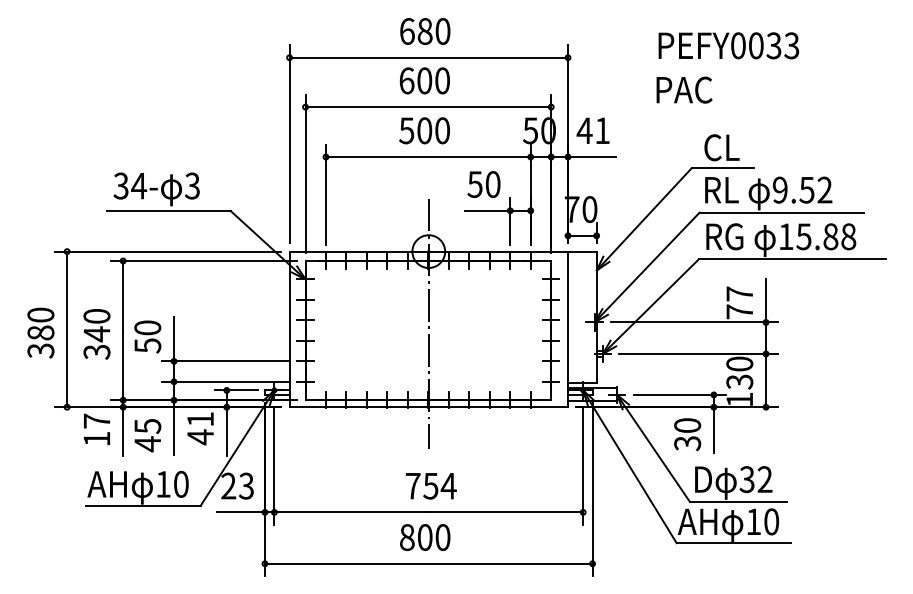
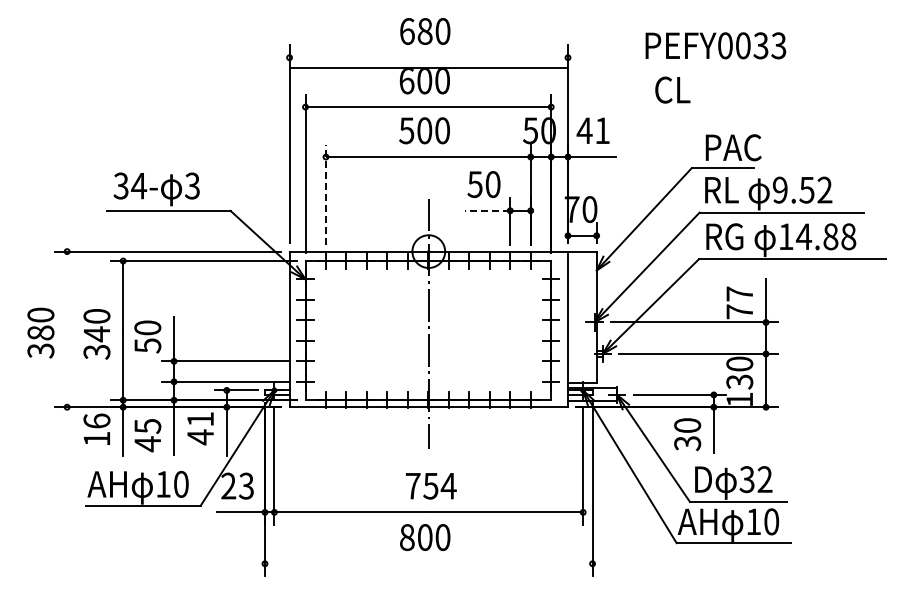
text position: (728, 45) -> (715, 45) (715, 45)
line position: (428, 57) -> (428, 67) (428, 67)
text: PAC -> CL (683, 89)
text: CL -> PAC (732, 147)
line: solid -> dashed (326, 194)
line: solid -> dashed (487, 210)
text: 15.88 -> 14.88 (803, 236)
line: present -> none (67, 329)
text: 17 -> 16 (96, 420)
line: present -> none (428, 563)
